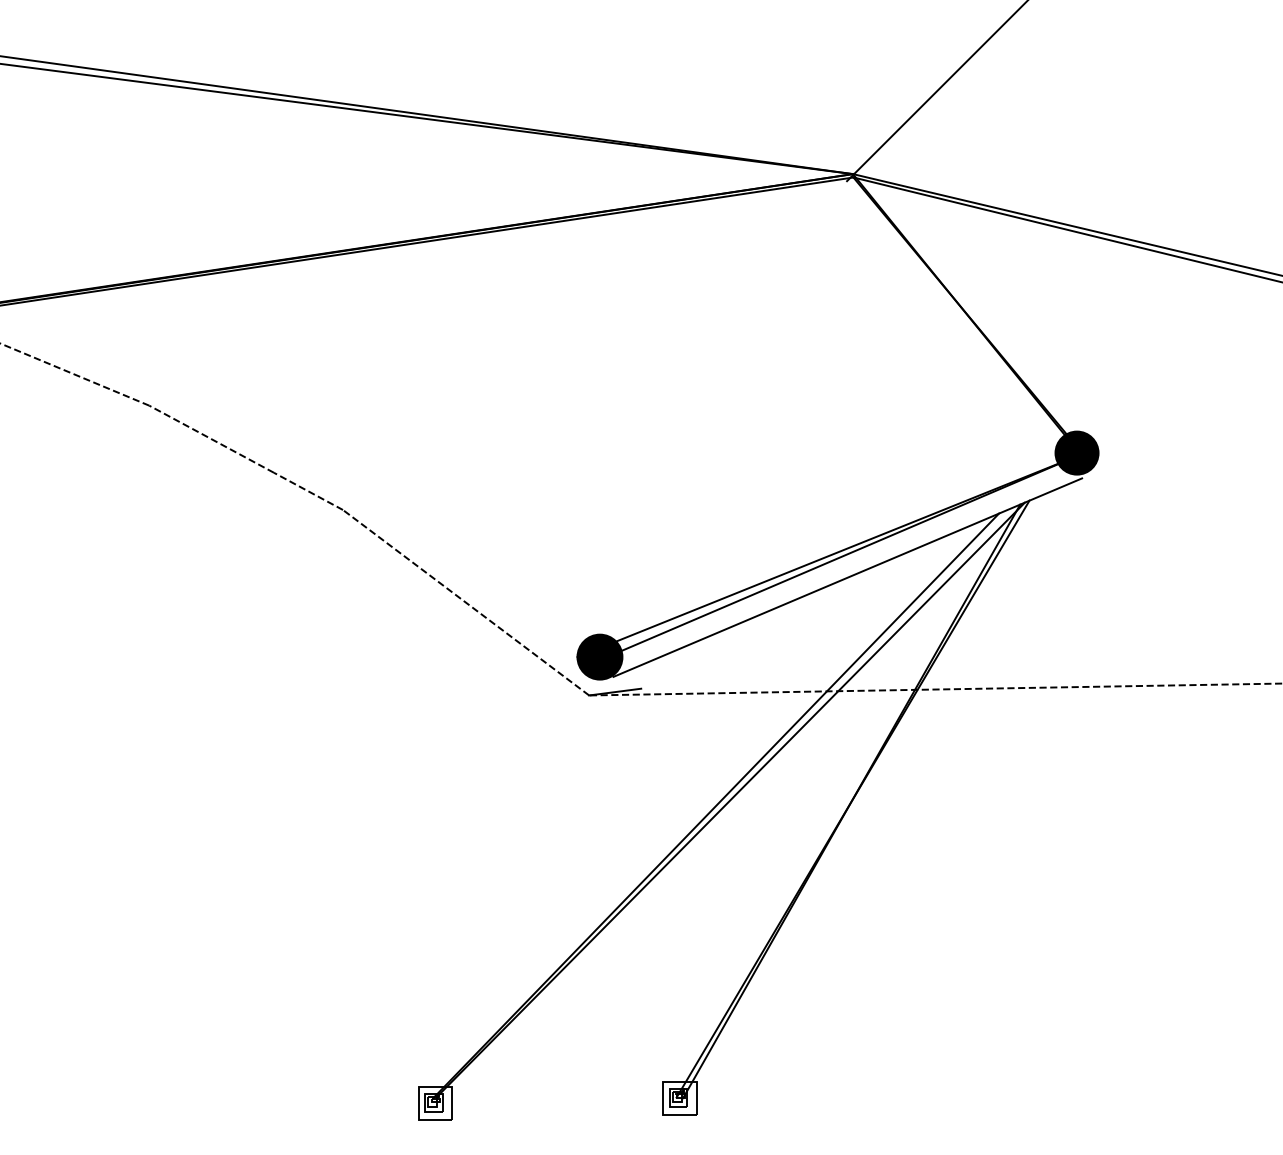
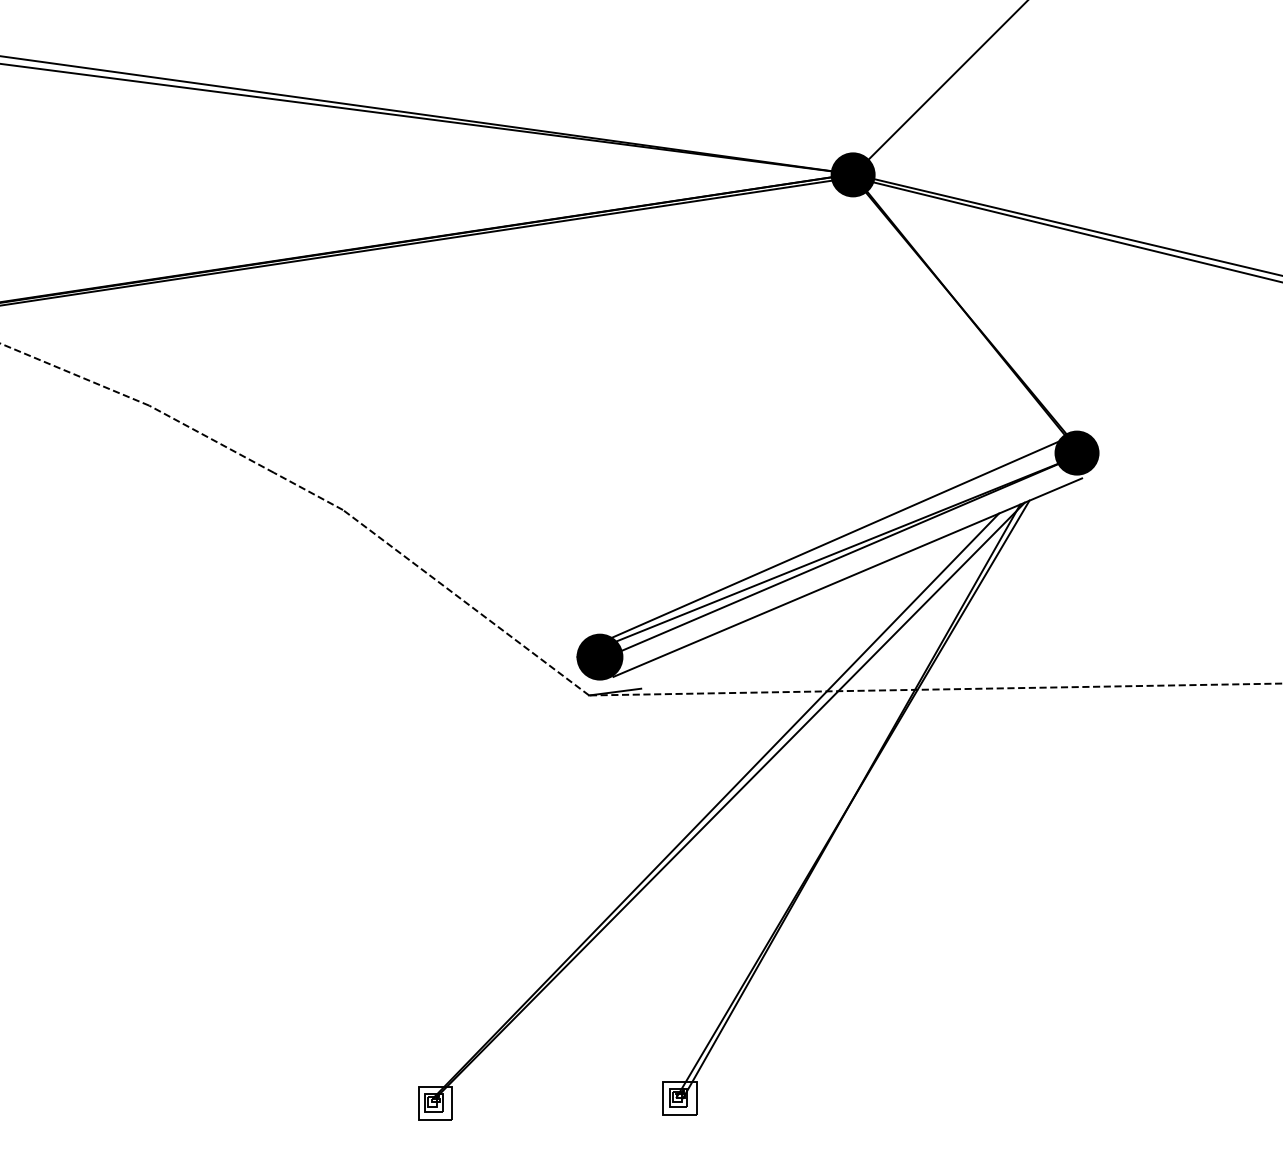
fill: none -> present (852, 174)
line: none -> present (843, 535)
